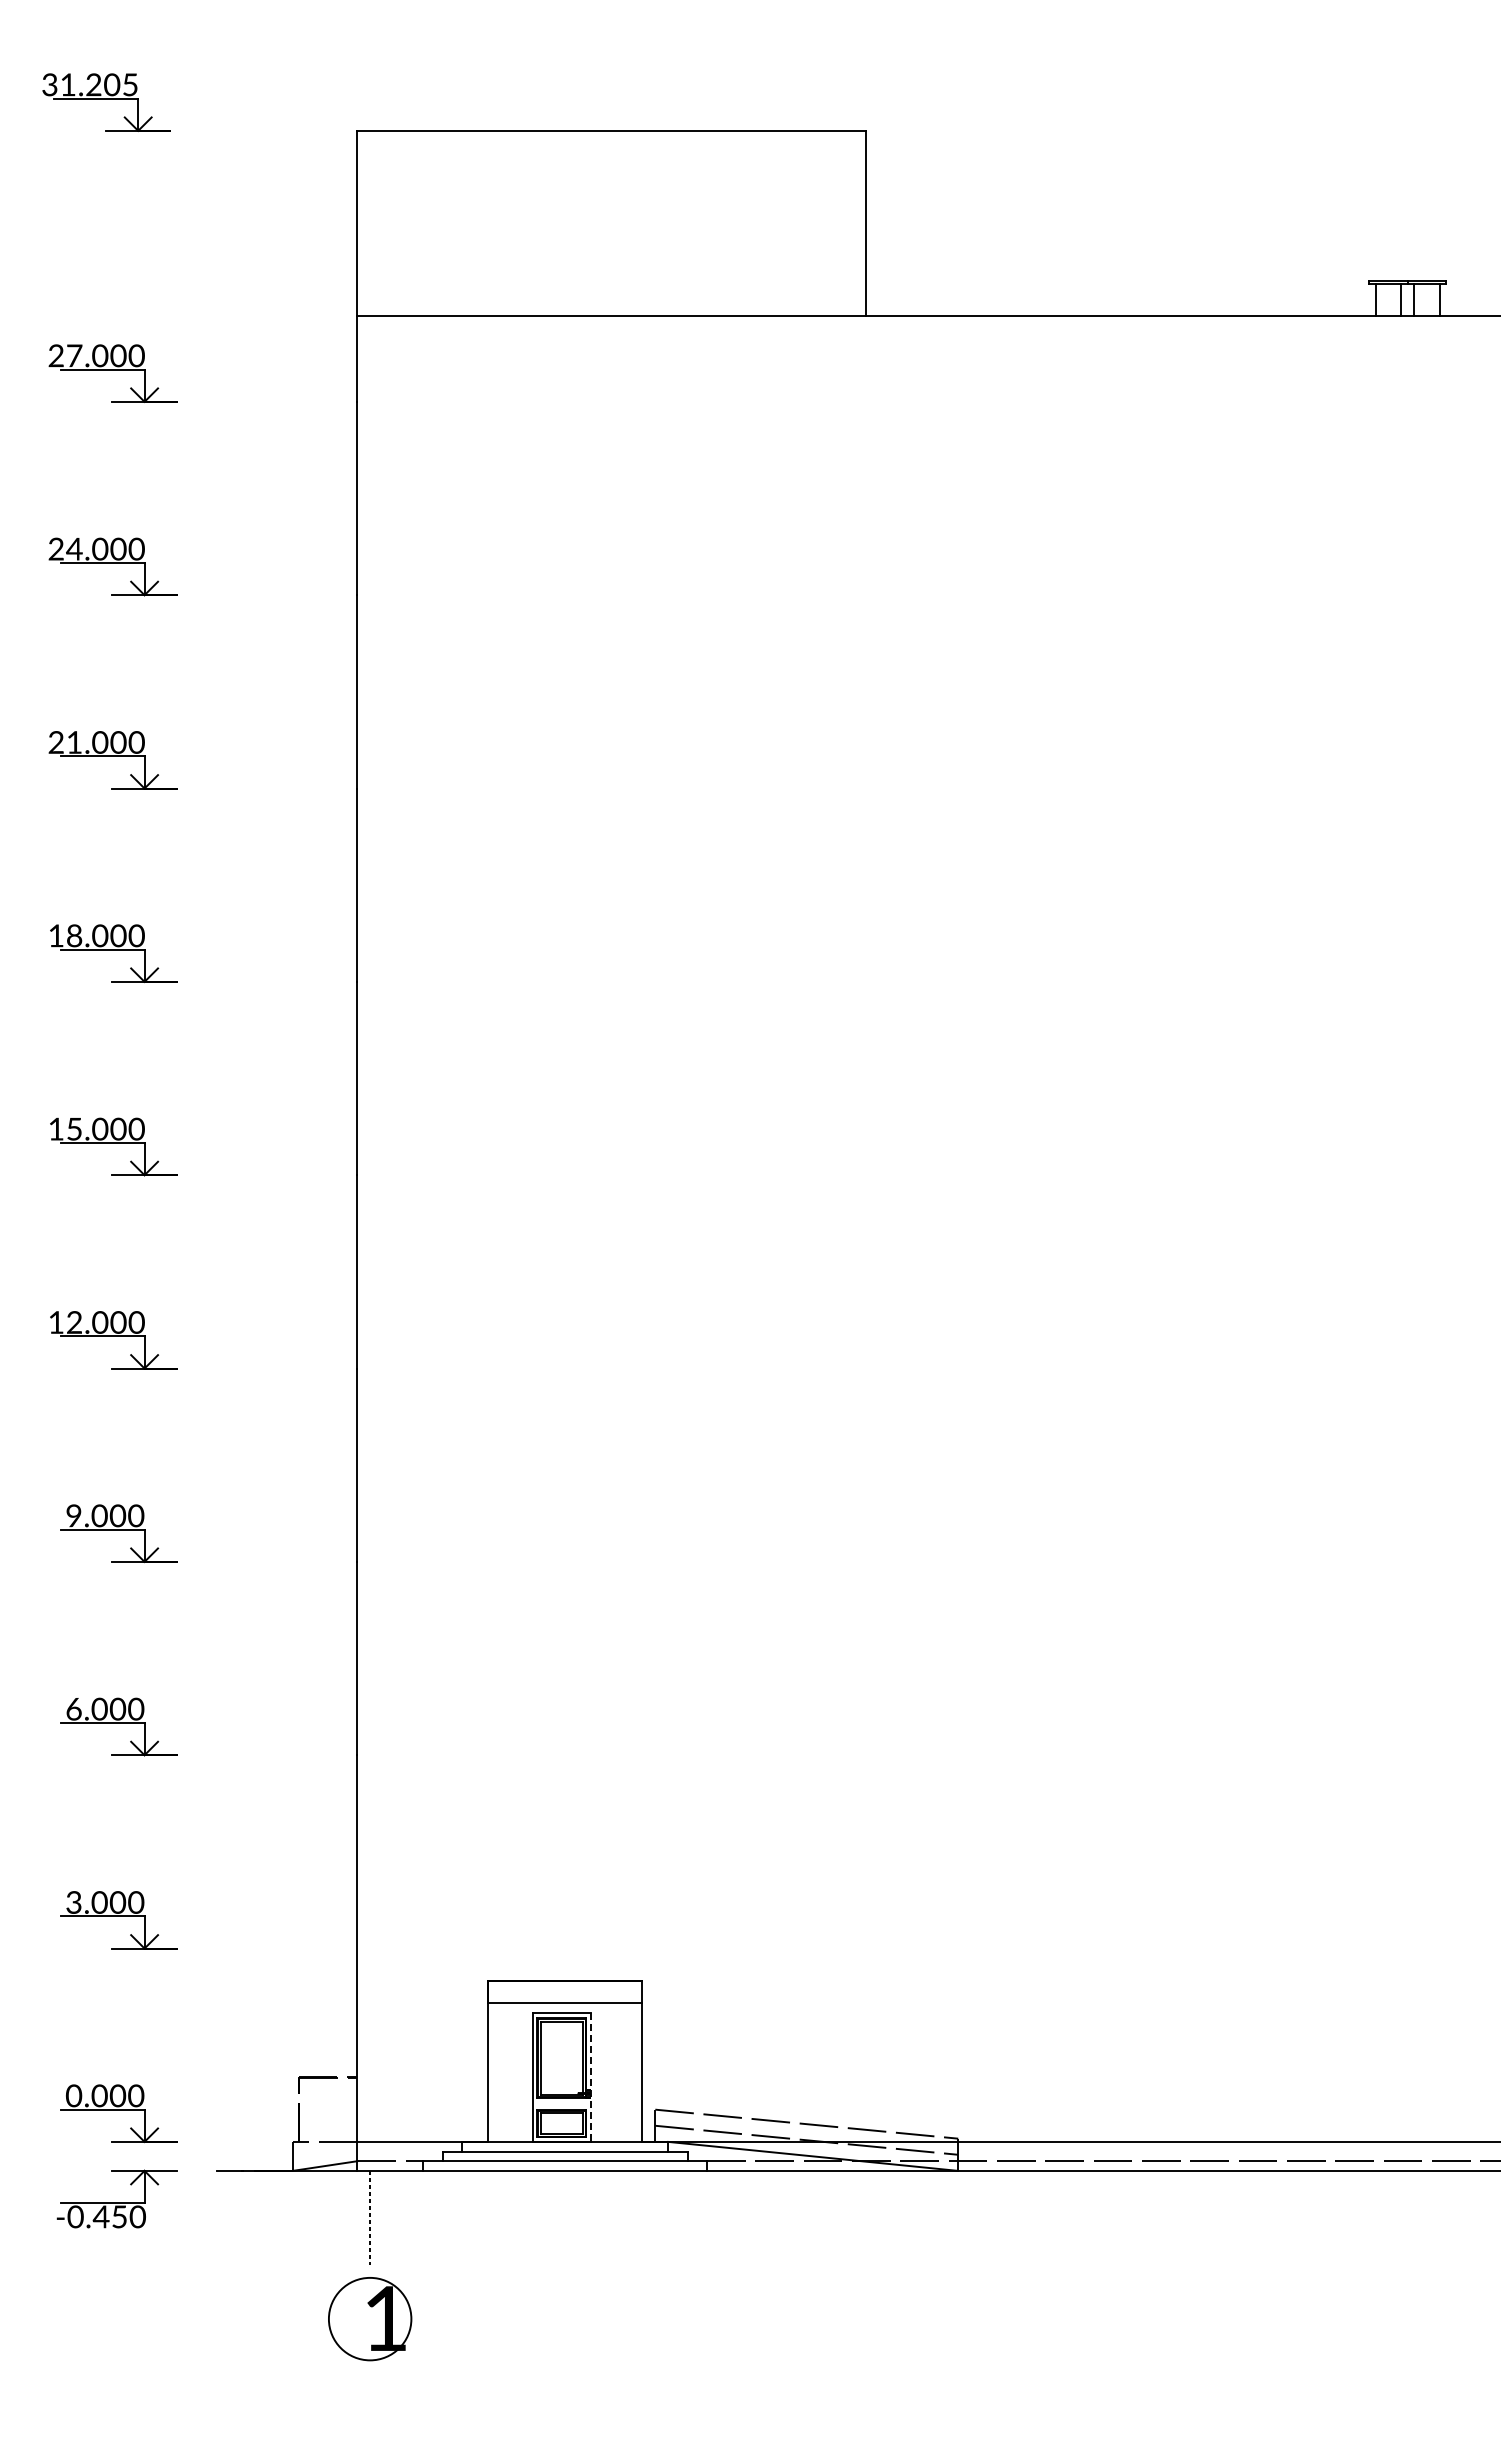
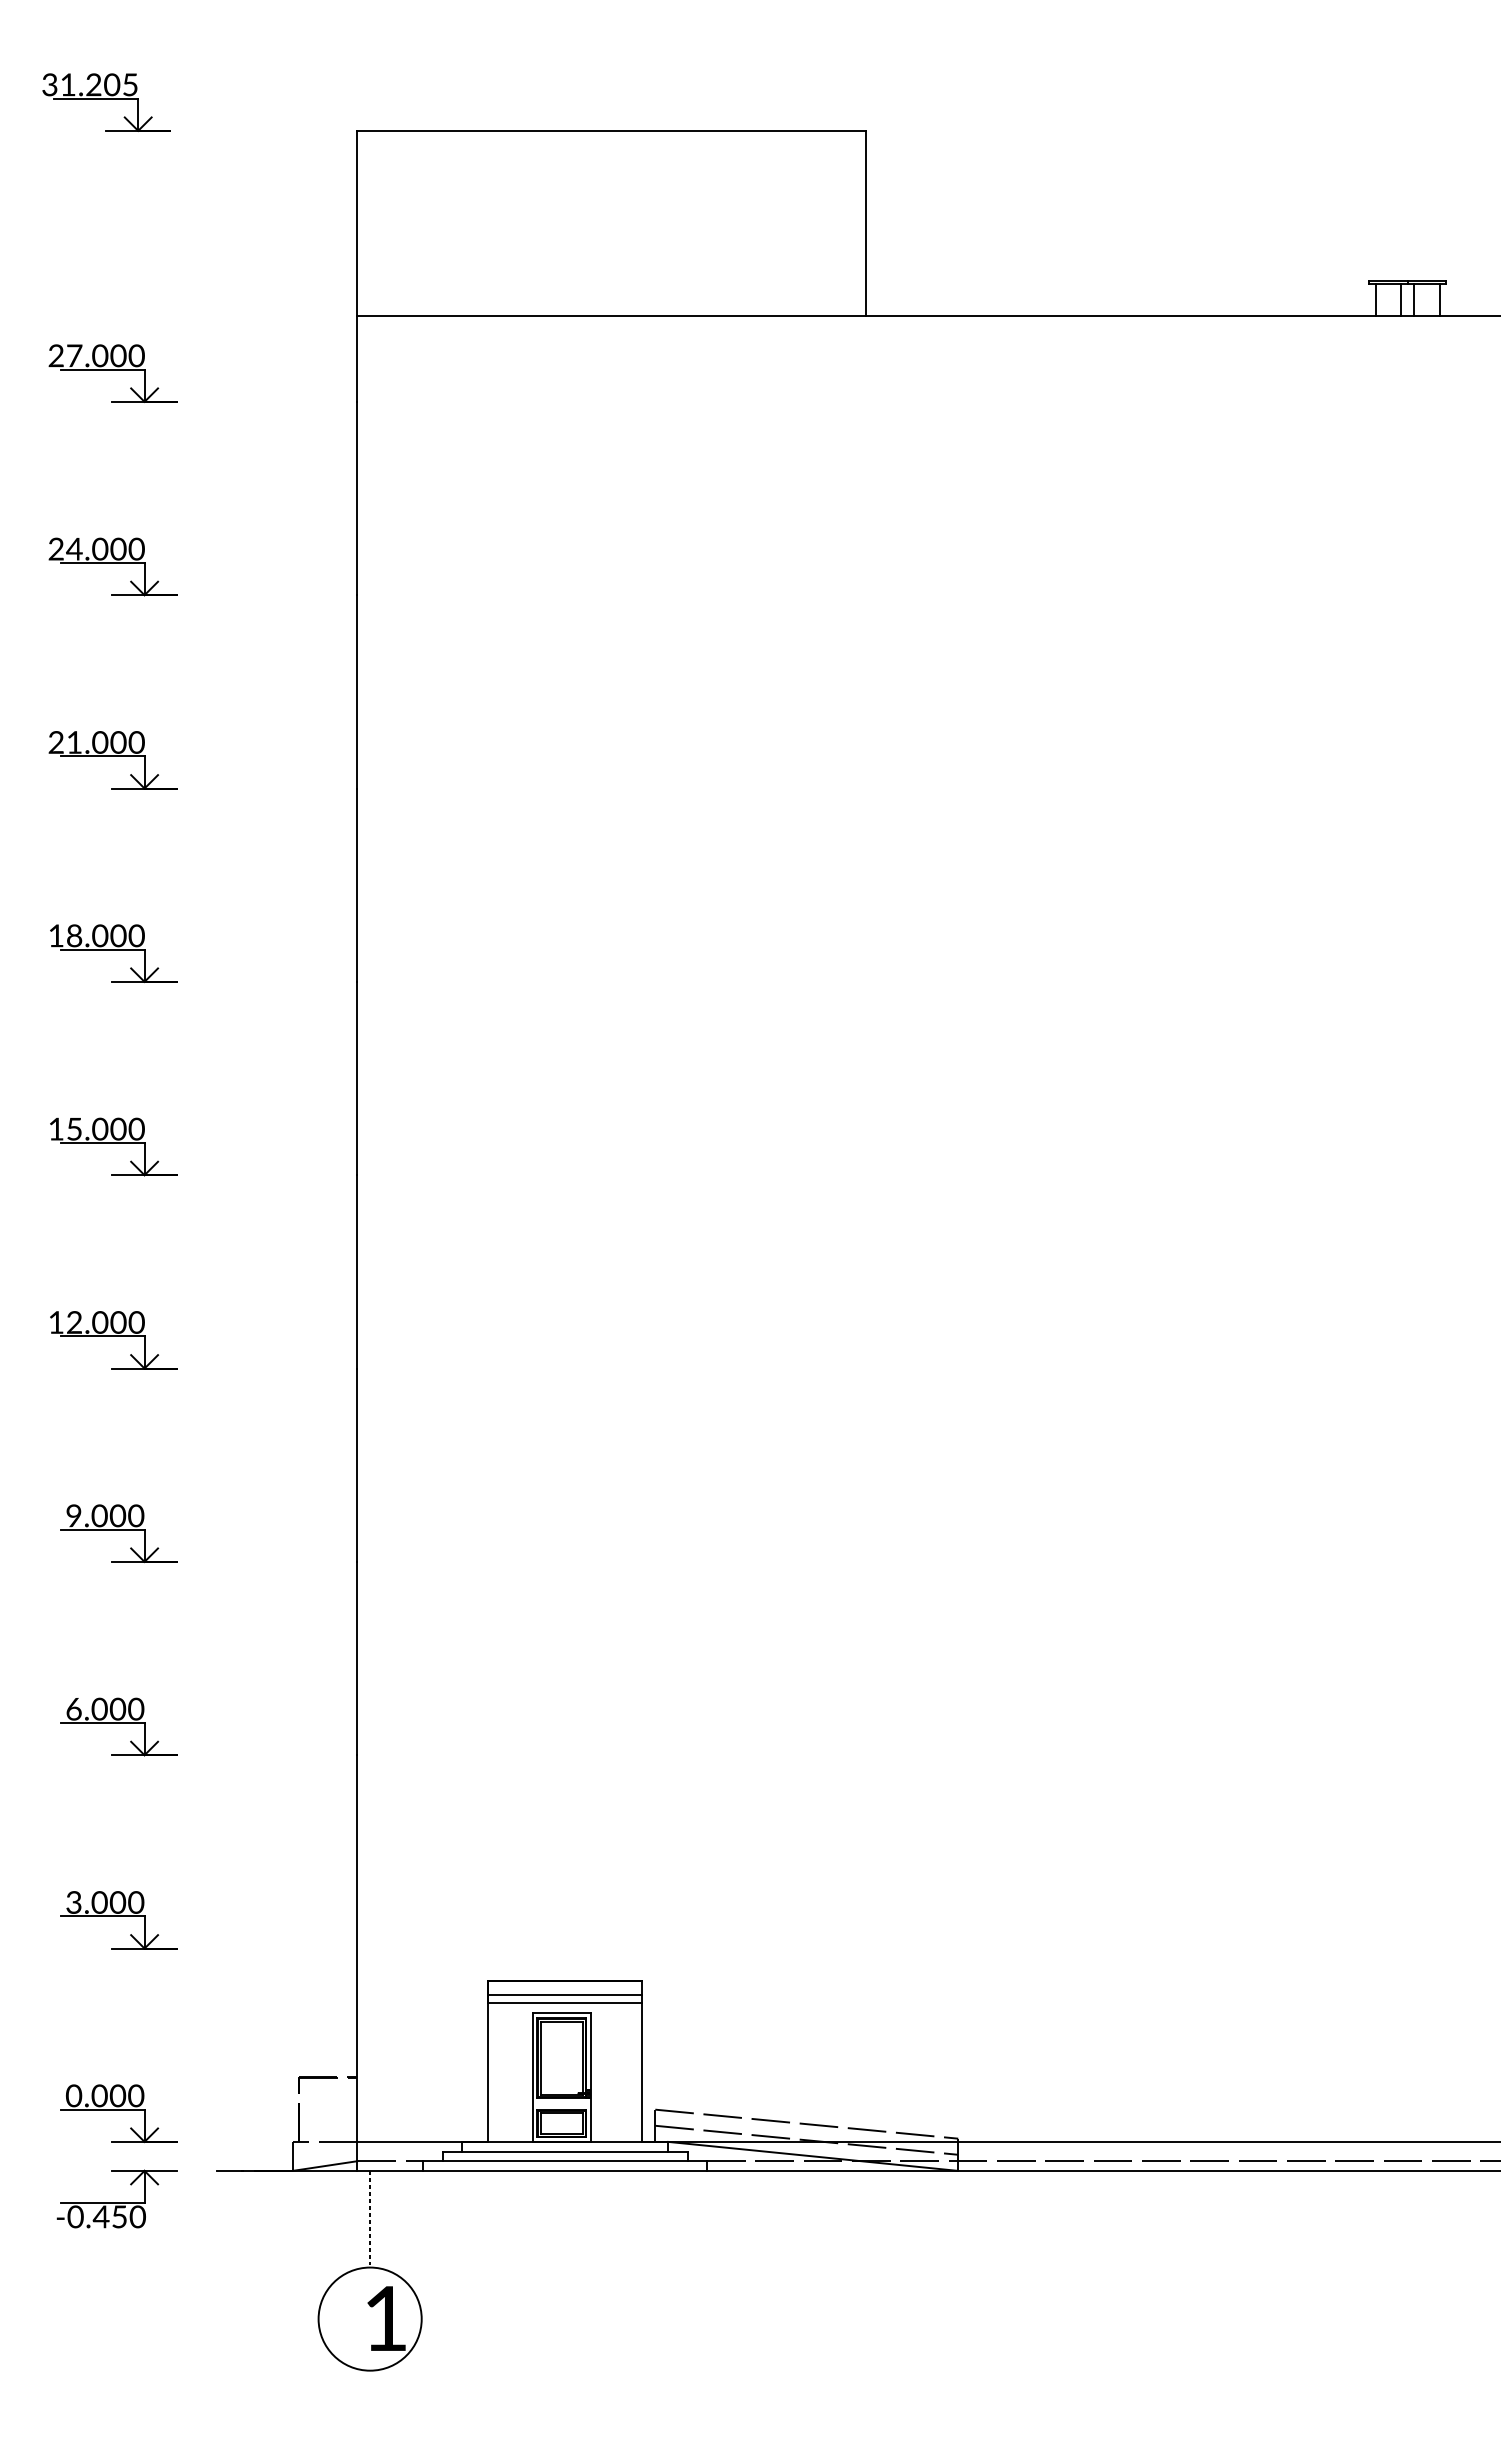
line: none -> present (564, 1994)
line: dashed -> solid (590, 2077)
circle diameter: 82 px -> 103 px (369, 2318)
